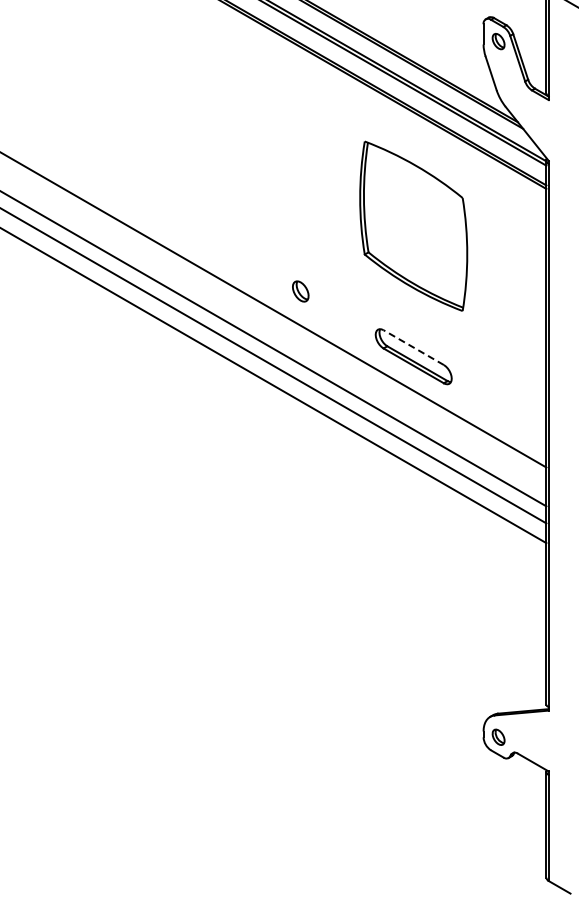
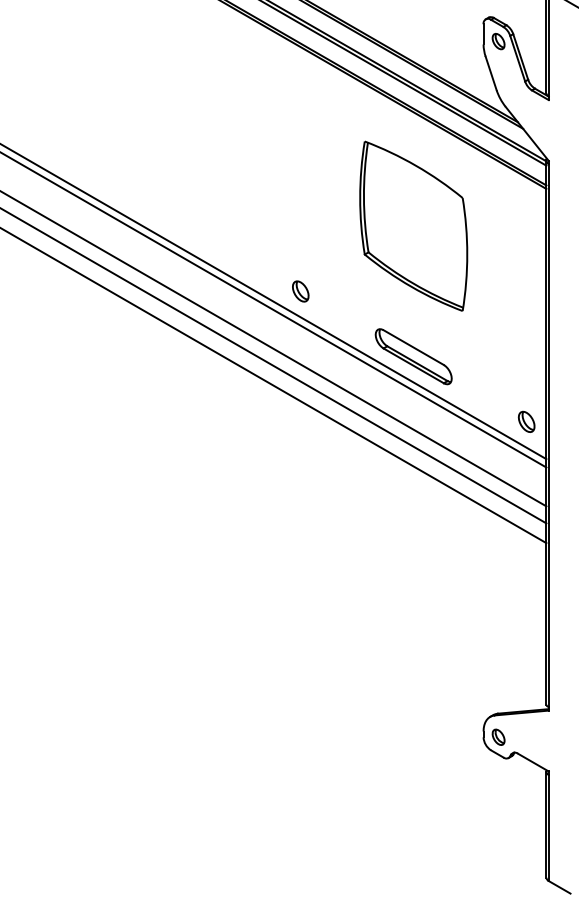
line: none -> present (274, 302)
line: dashed -> solid (413, 347)
part: none -> present (526, 421)
